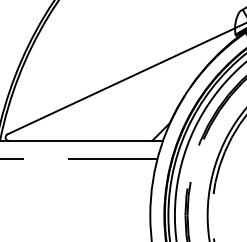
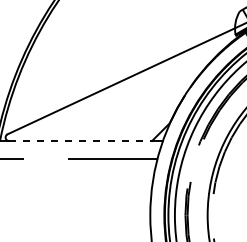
line: solid -> dashed (81, 141)
